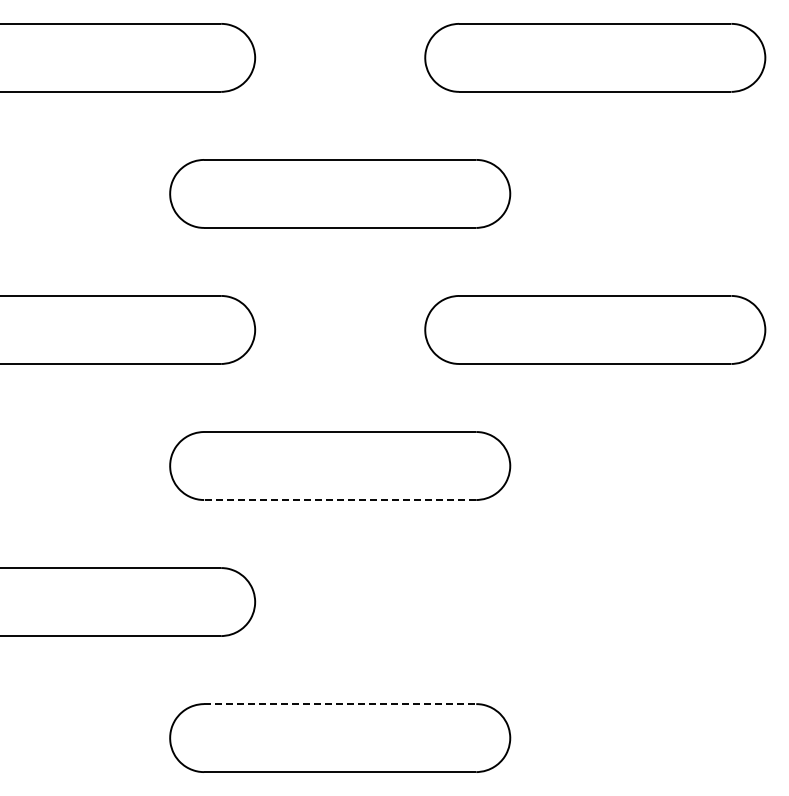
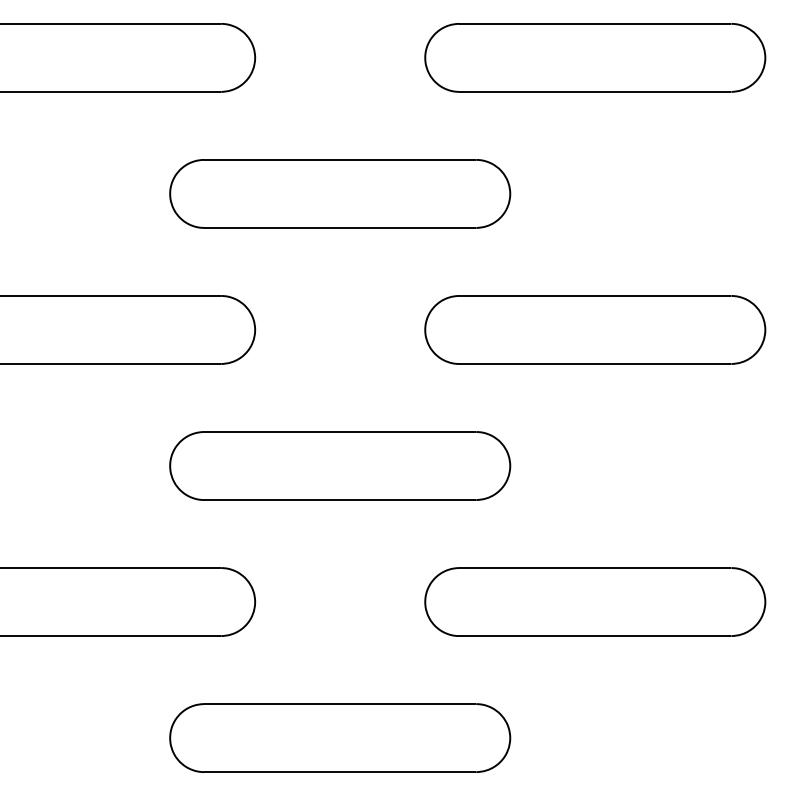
line: dashed -> solid (339, 500)
part: none -> present (595, 601)
line: dashed -> solid (340, 704)
